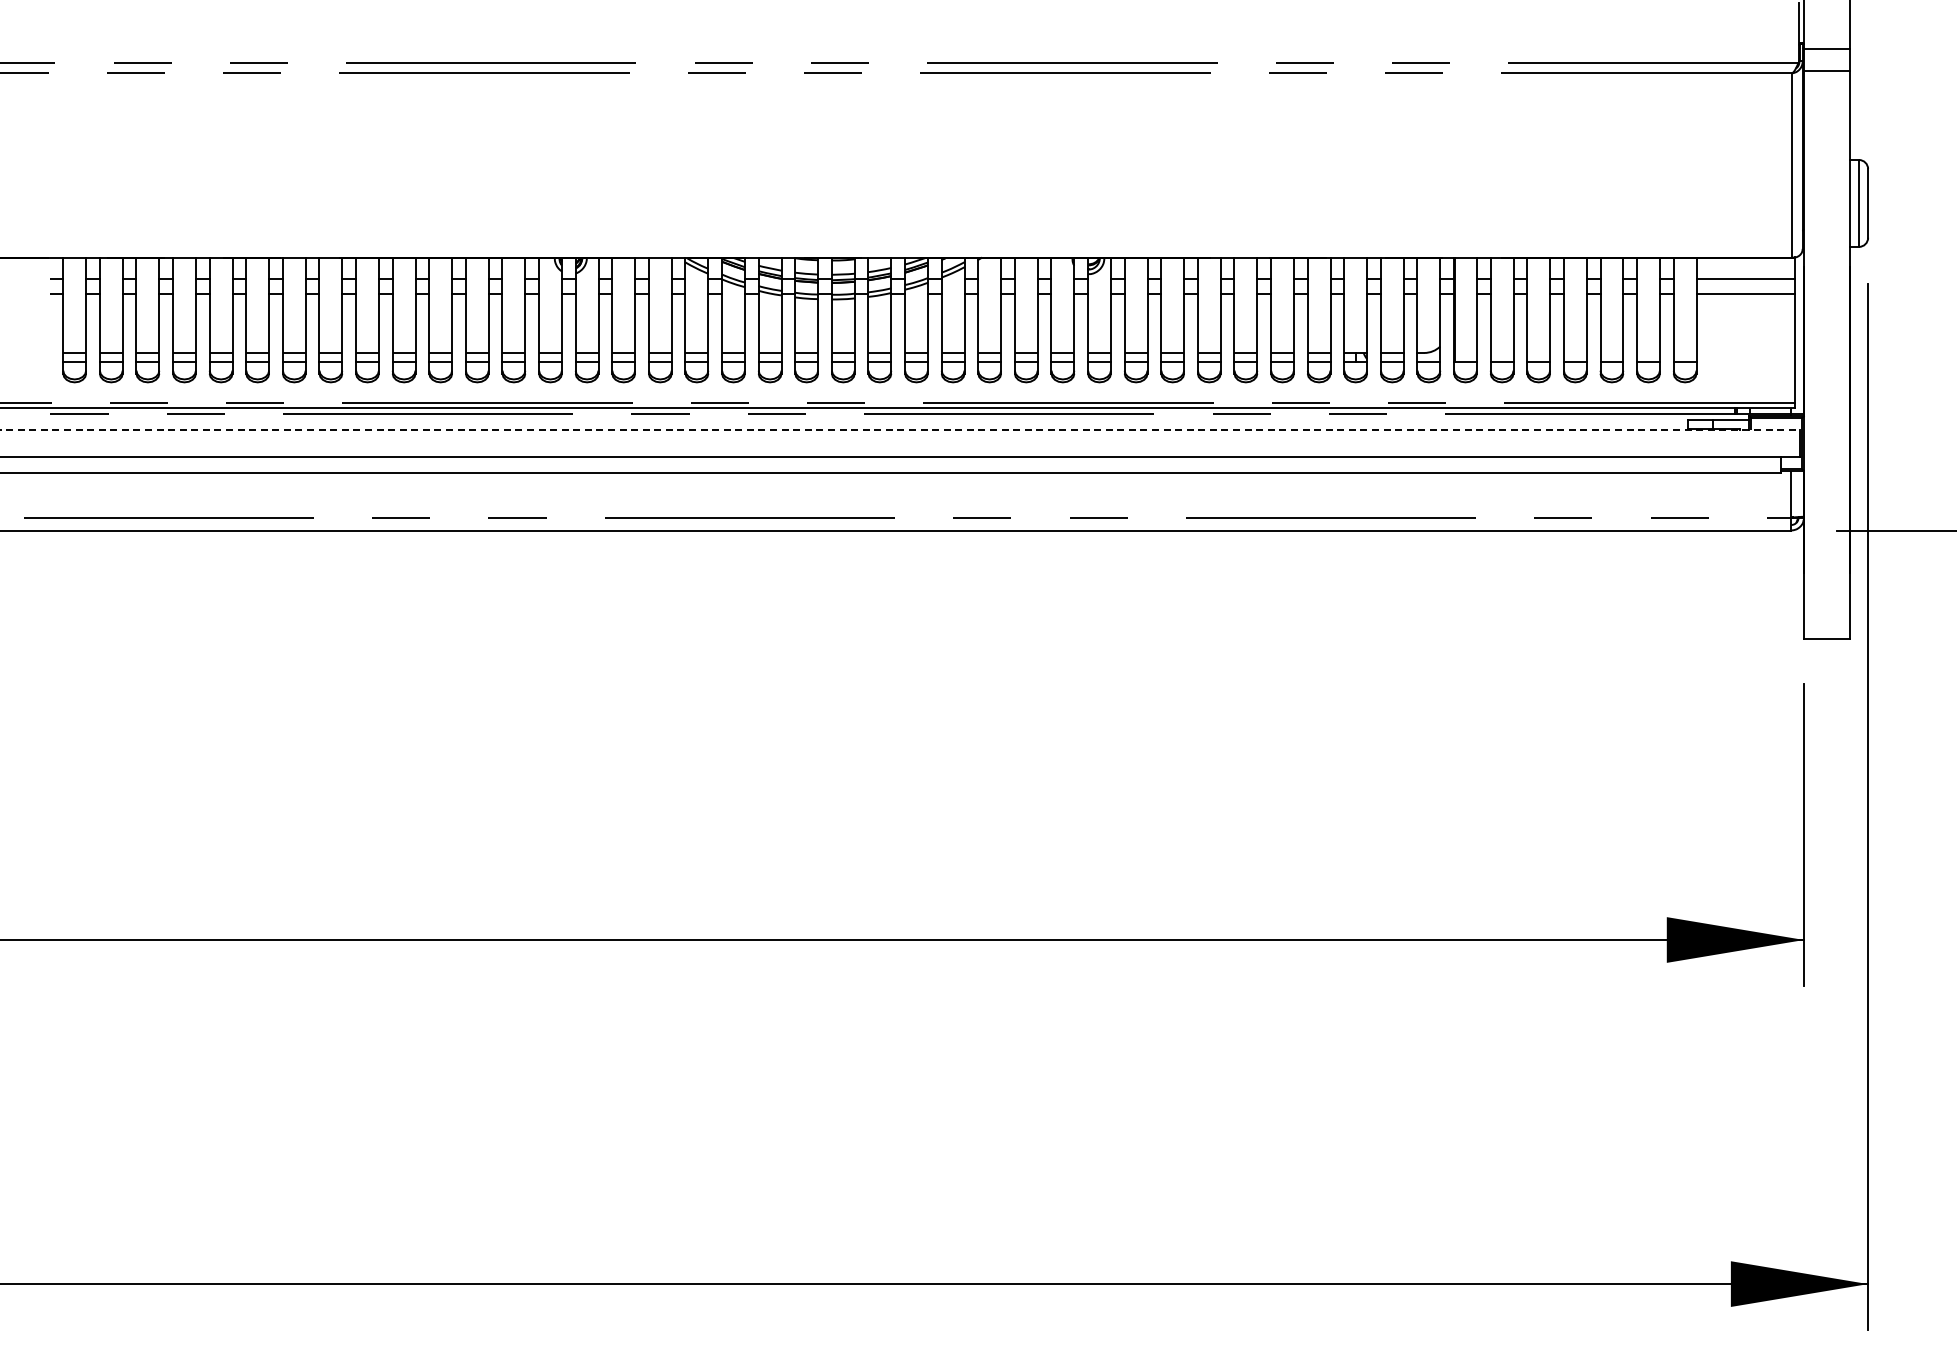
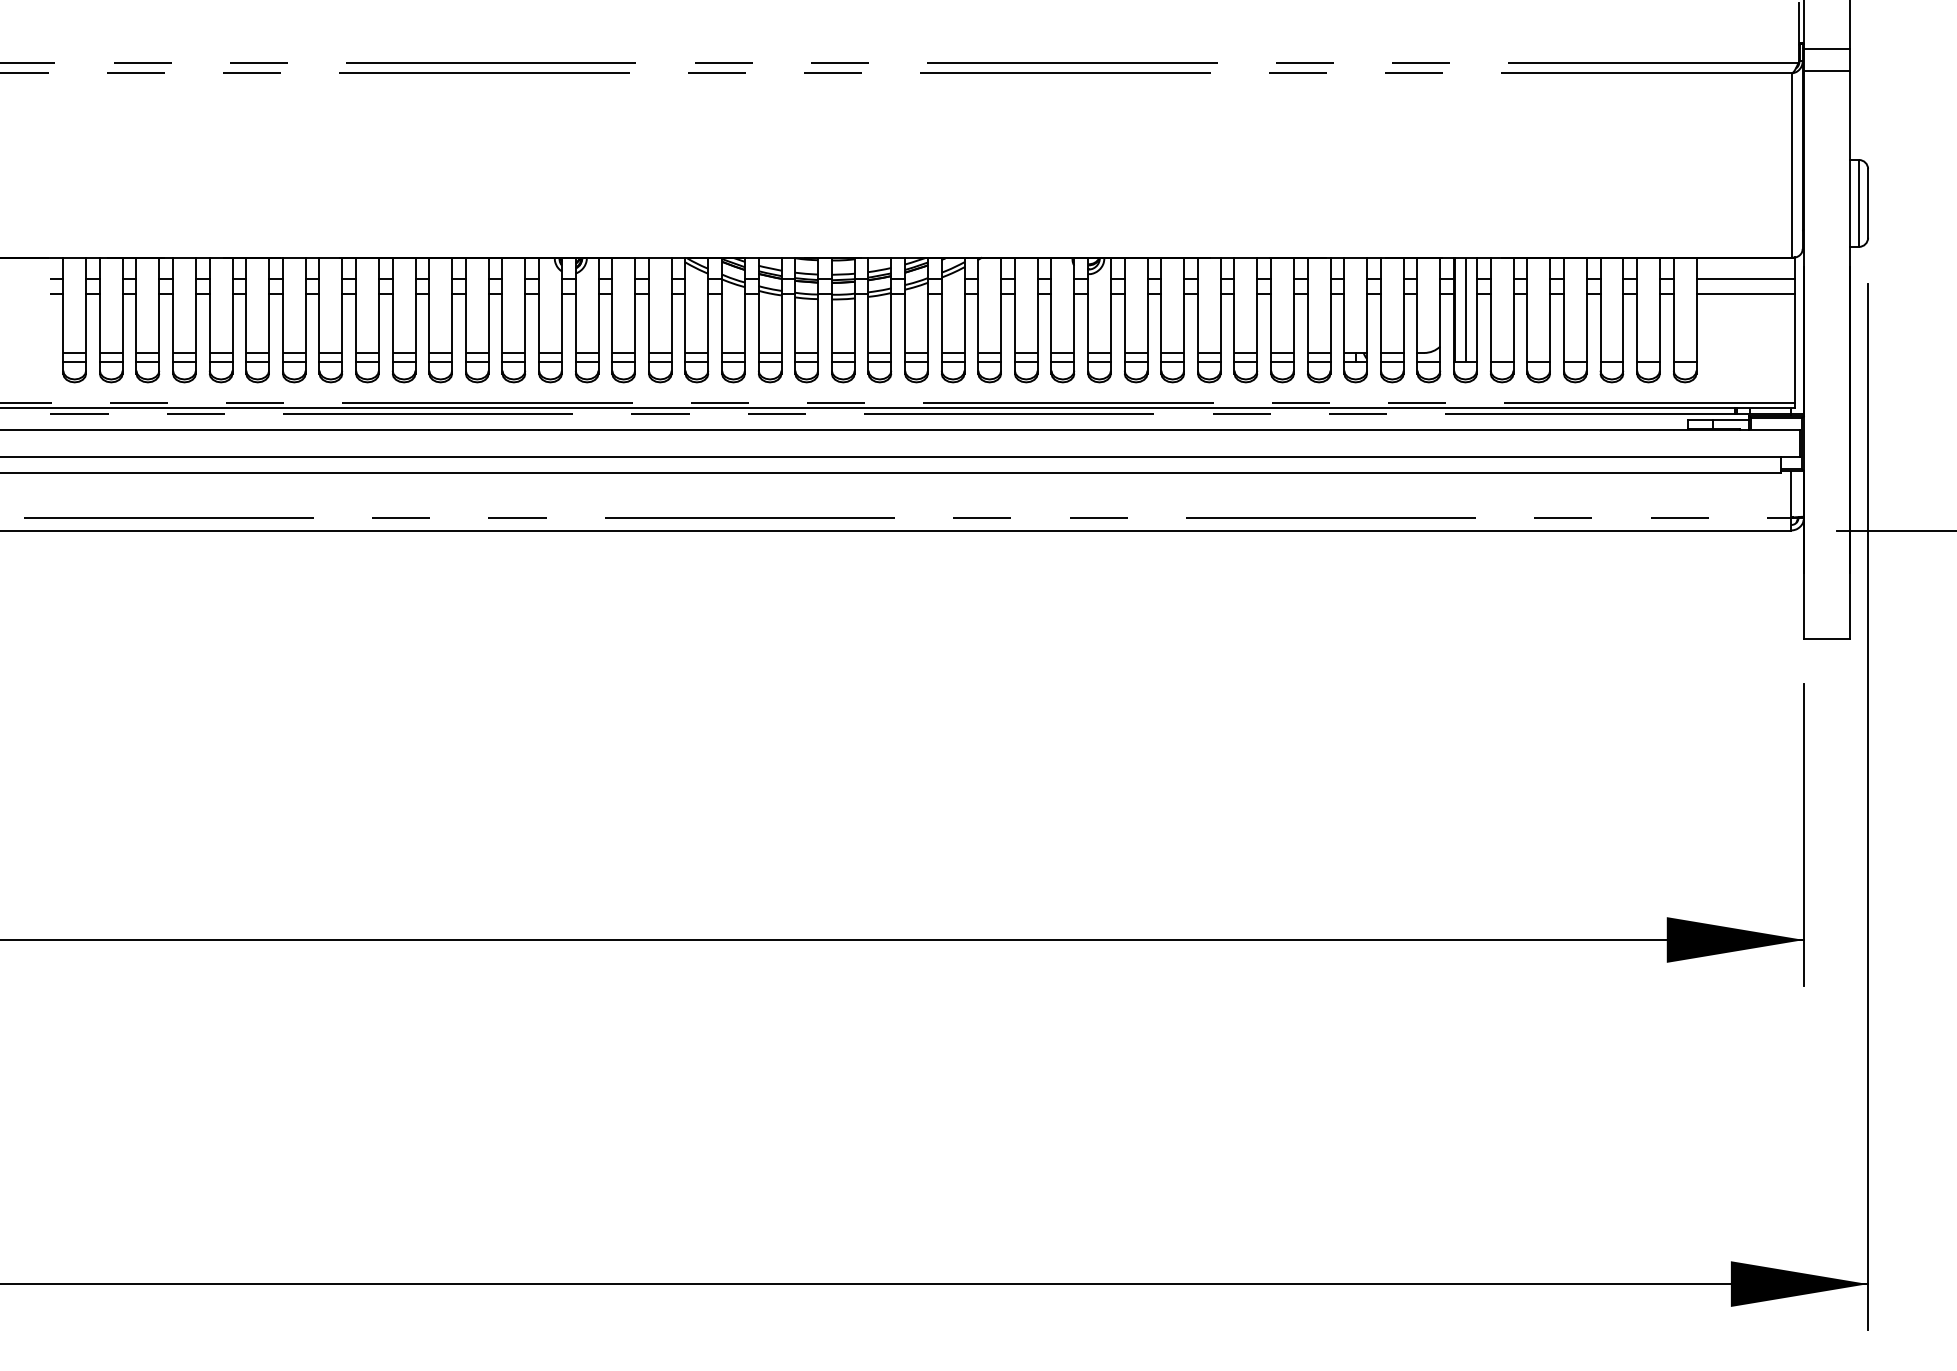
line: none -> present (1465, 310)
line: dashed -> solid (900, 429)
